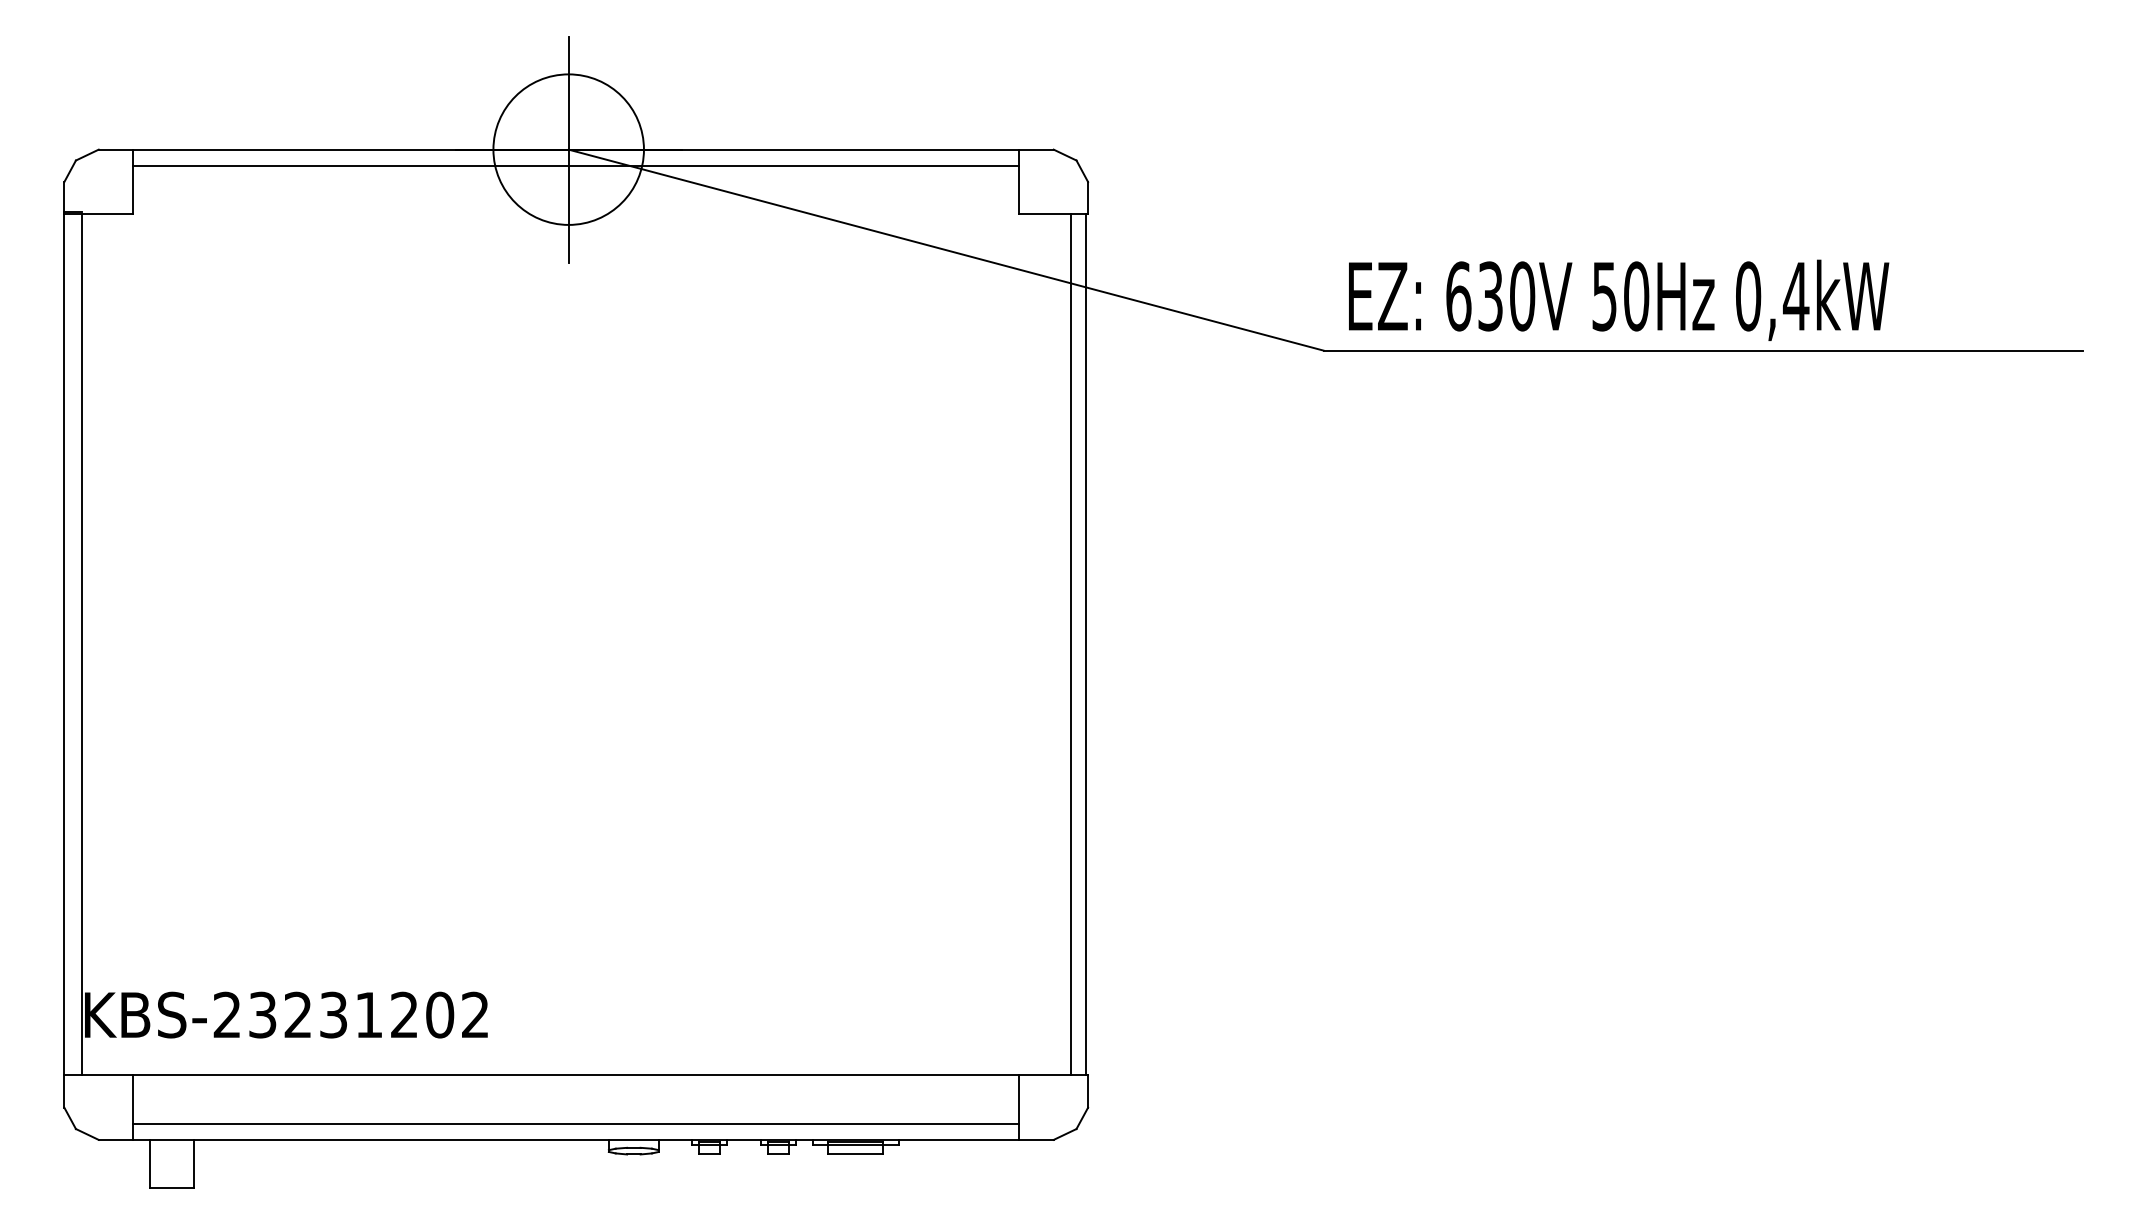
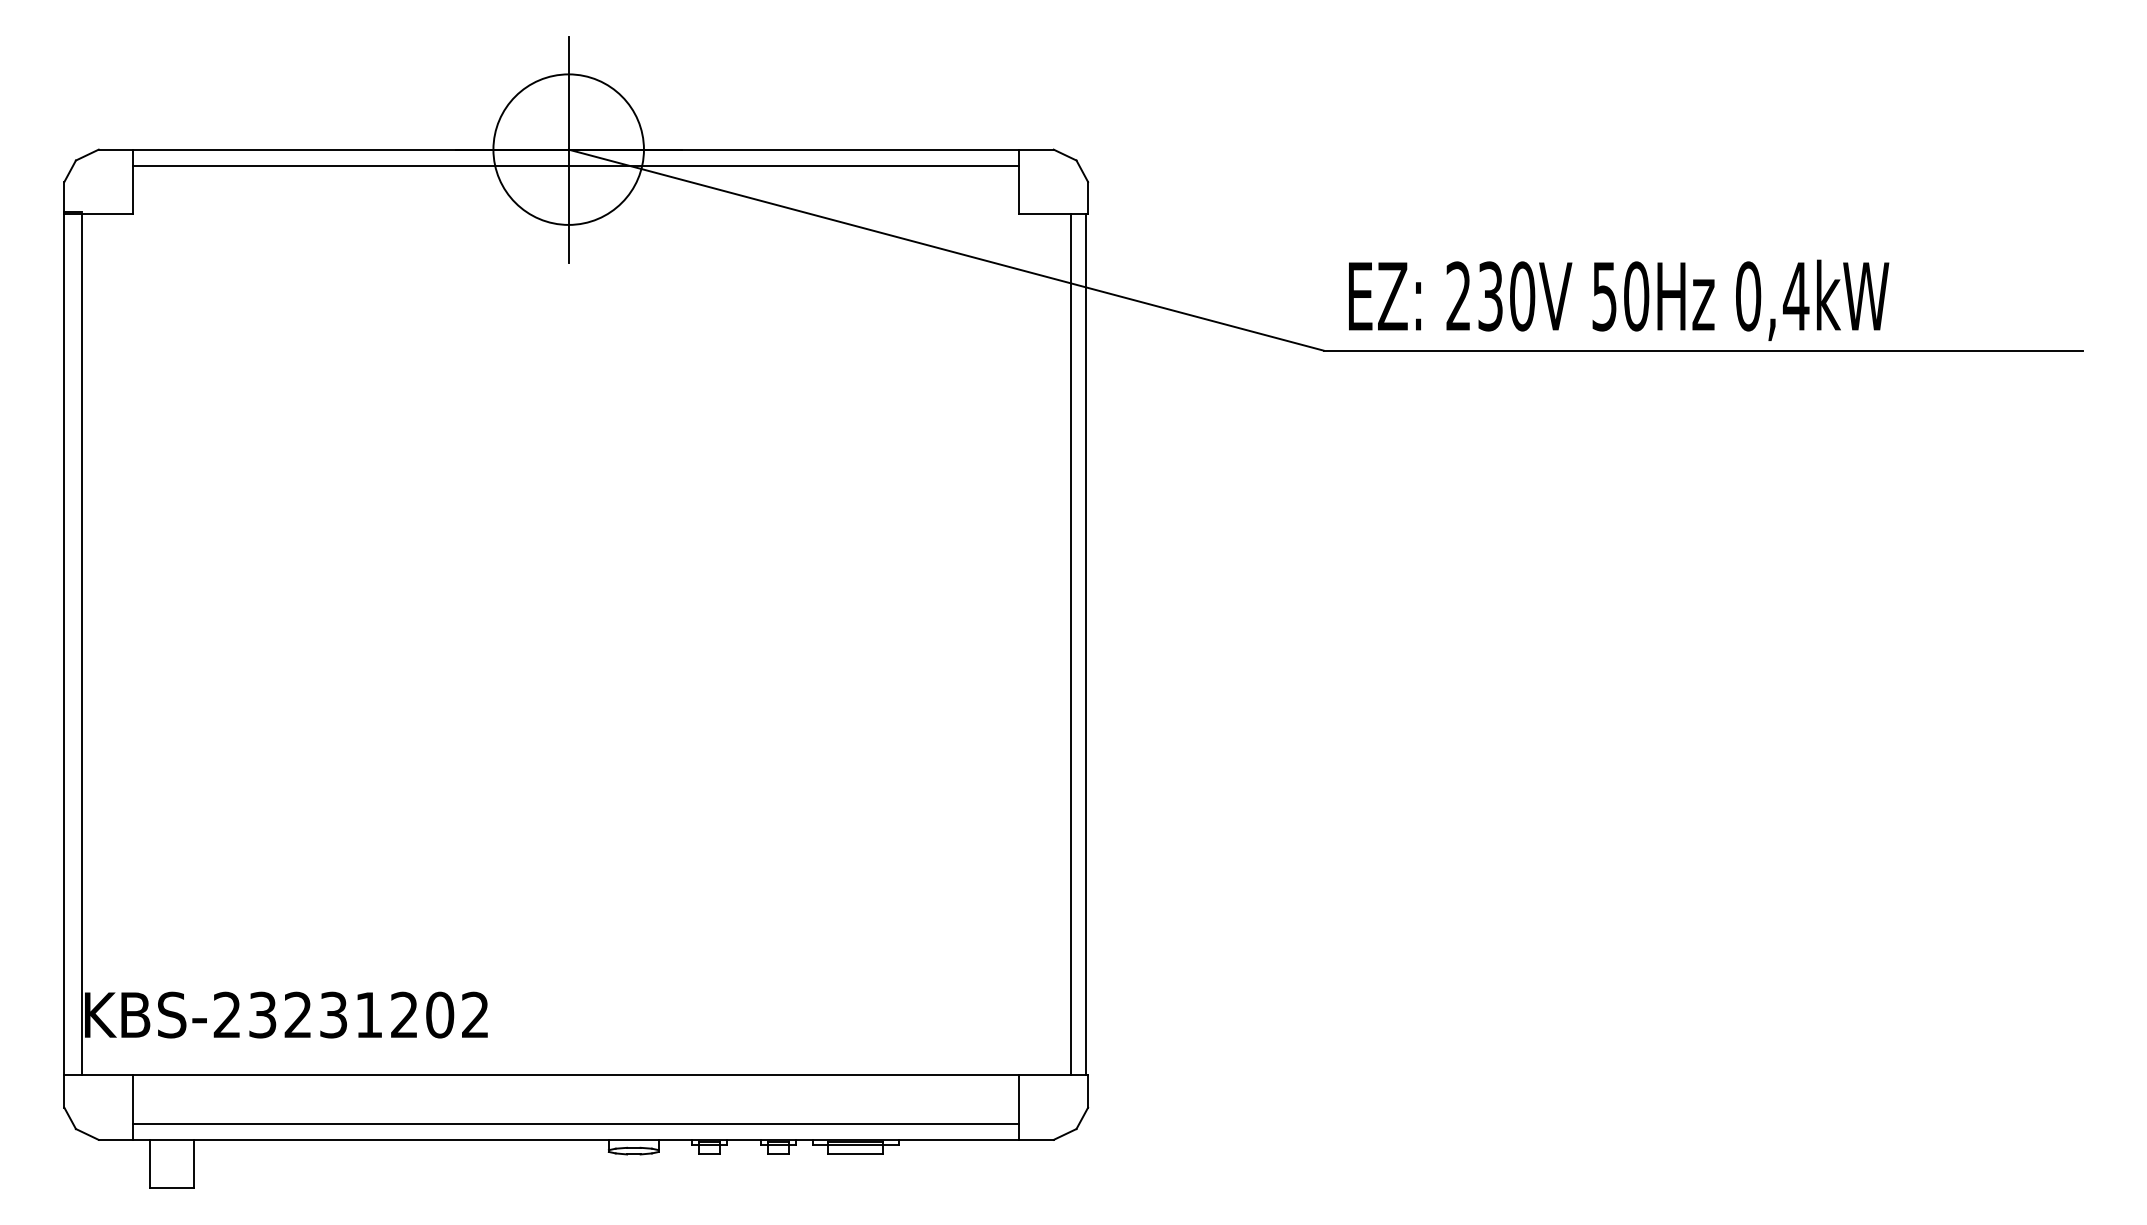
text: 630V -> 230V (1458, 296)
